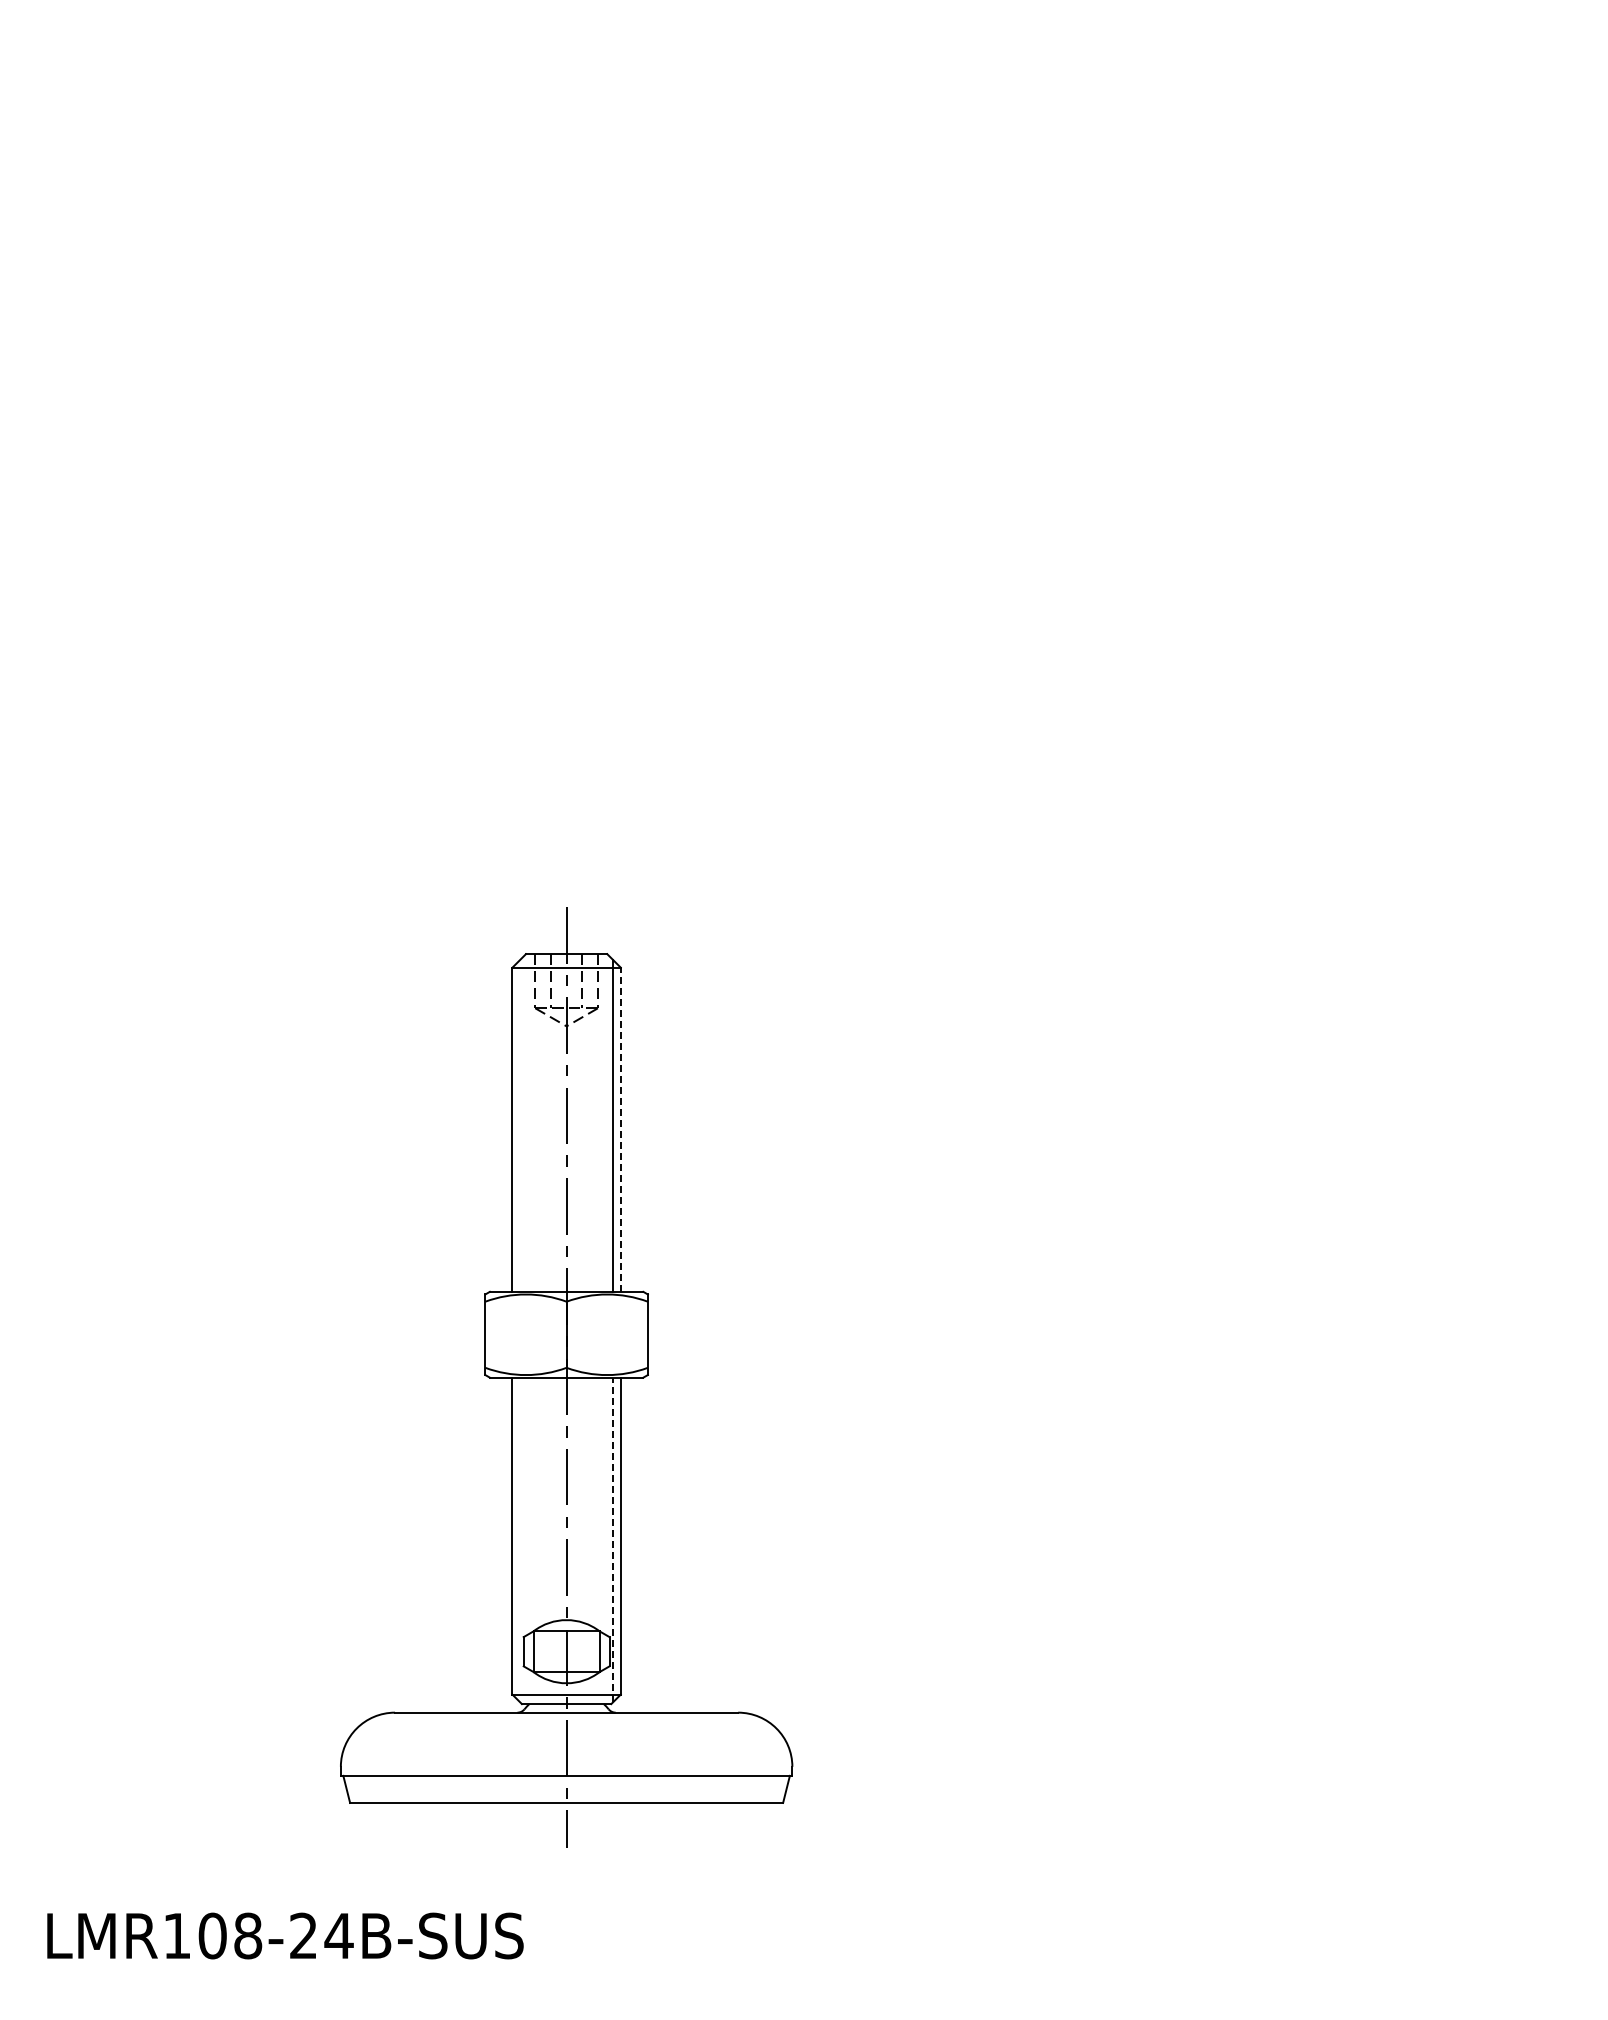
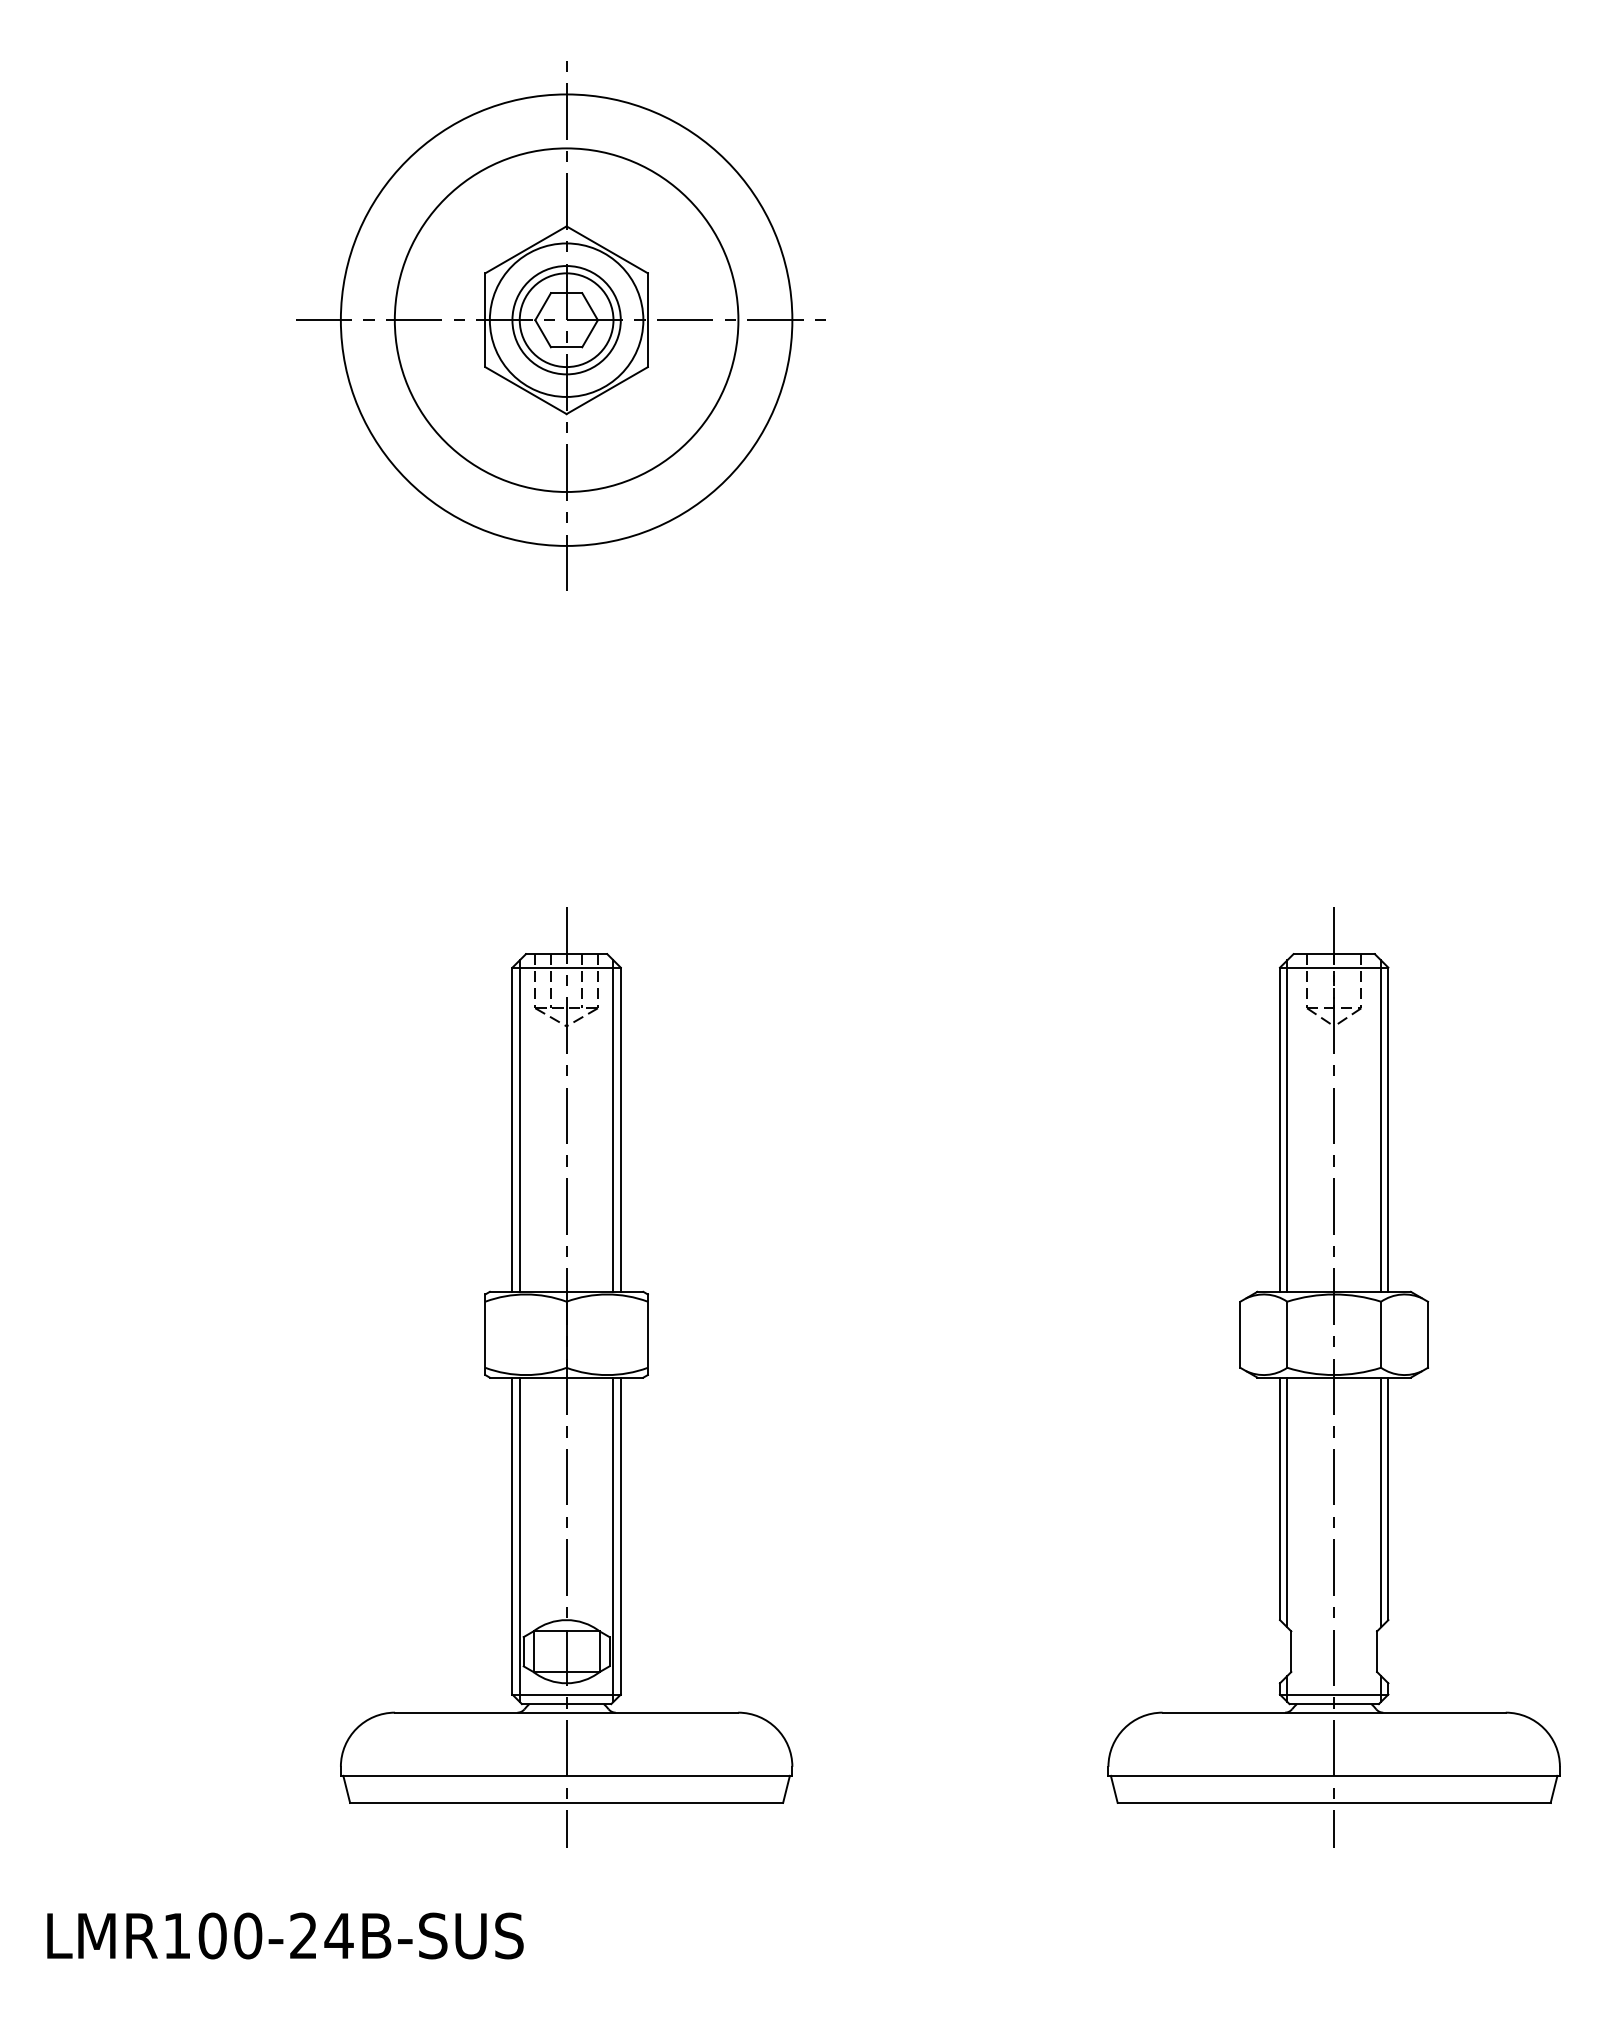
part: none -> present (560, 325)
line: none -> present (519, 1125)
line: dashed -> solid (620, 1129)
part: none -> present (1333, 1377)
line: none -> present (519, 1539)
line: dashed -> solid (613, 1539)
text: LMR108-24B-SUS -> LMR100-24B-SUS (248, 1935)
